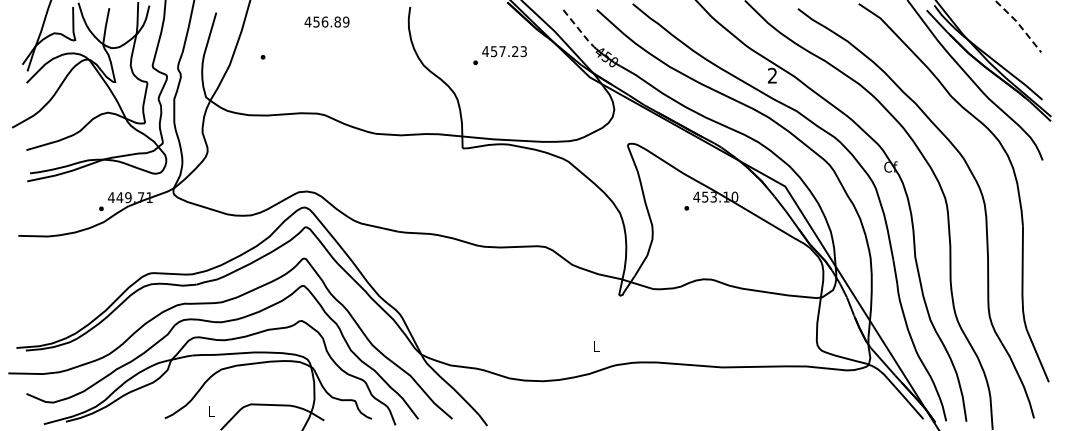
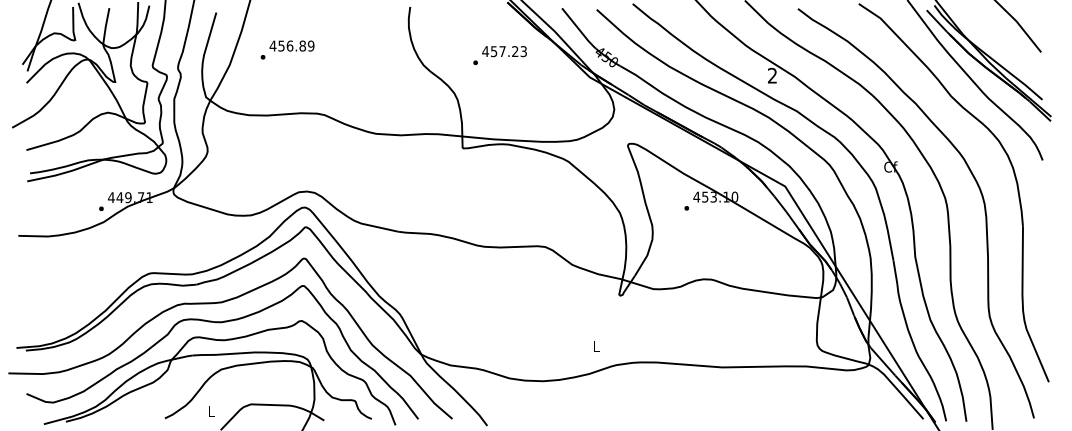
text position: (326, 21) -> (291, 45) (291, 45)
line: dashed -> solid (1019, 25)
line: dashed -> solid (579, 30)
